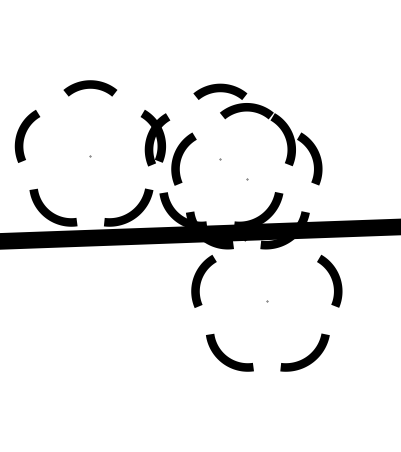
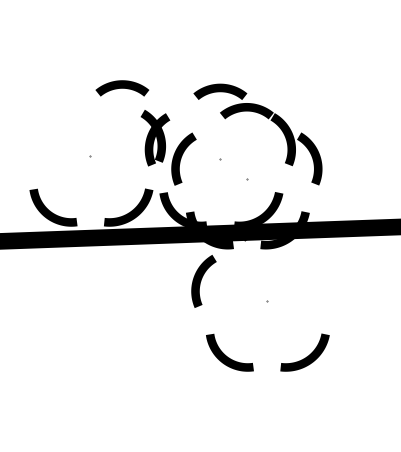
curve position: (90, 88) -> (122, 88) (122, 88)
curve: present -> none (25, 135)
curve: present -> none (331, 279)
